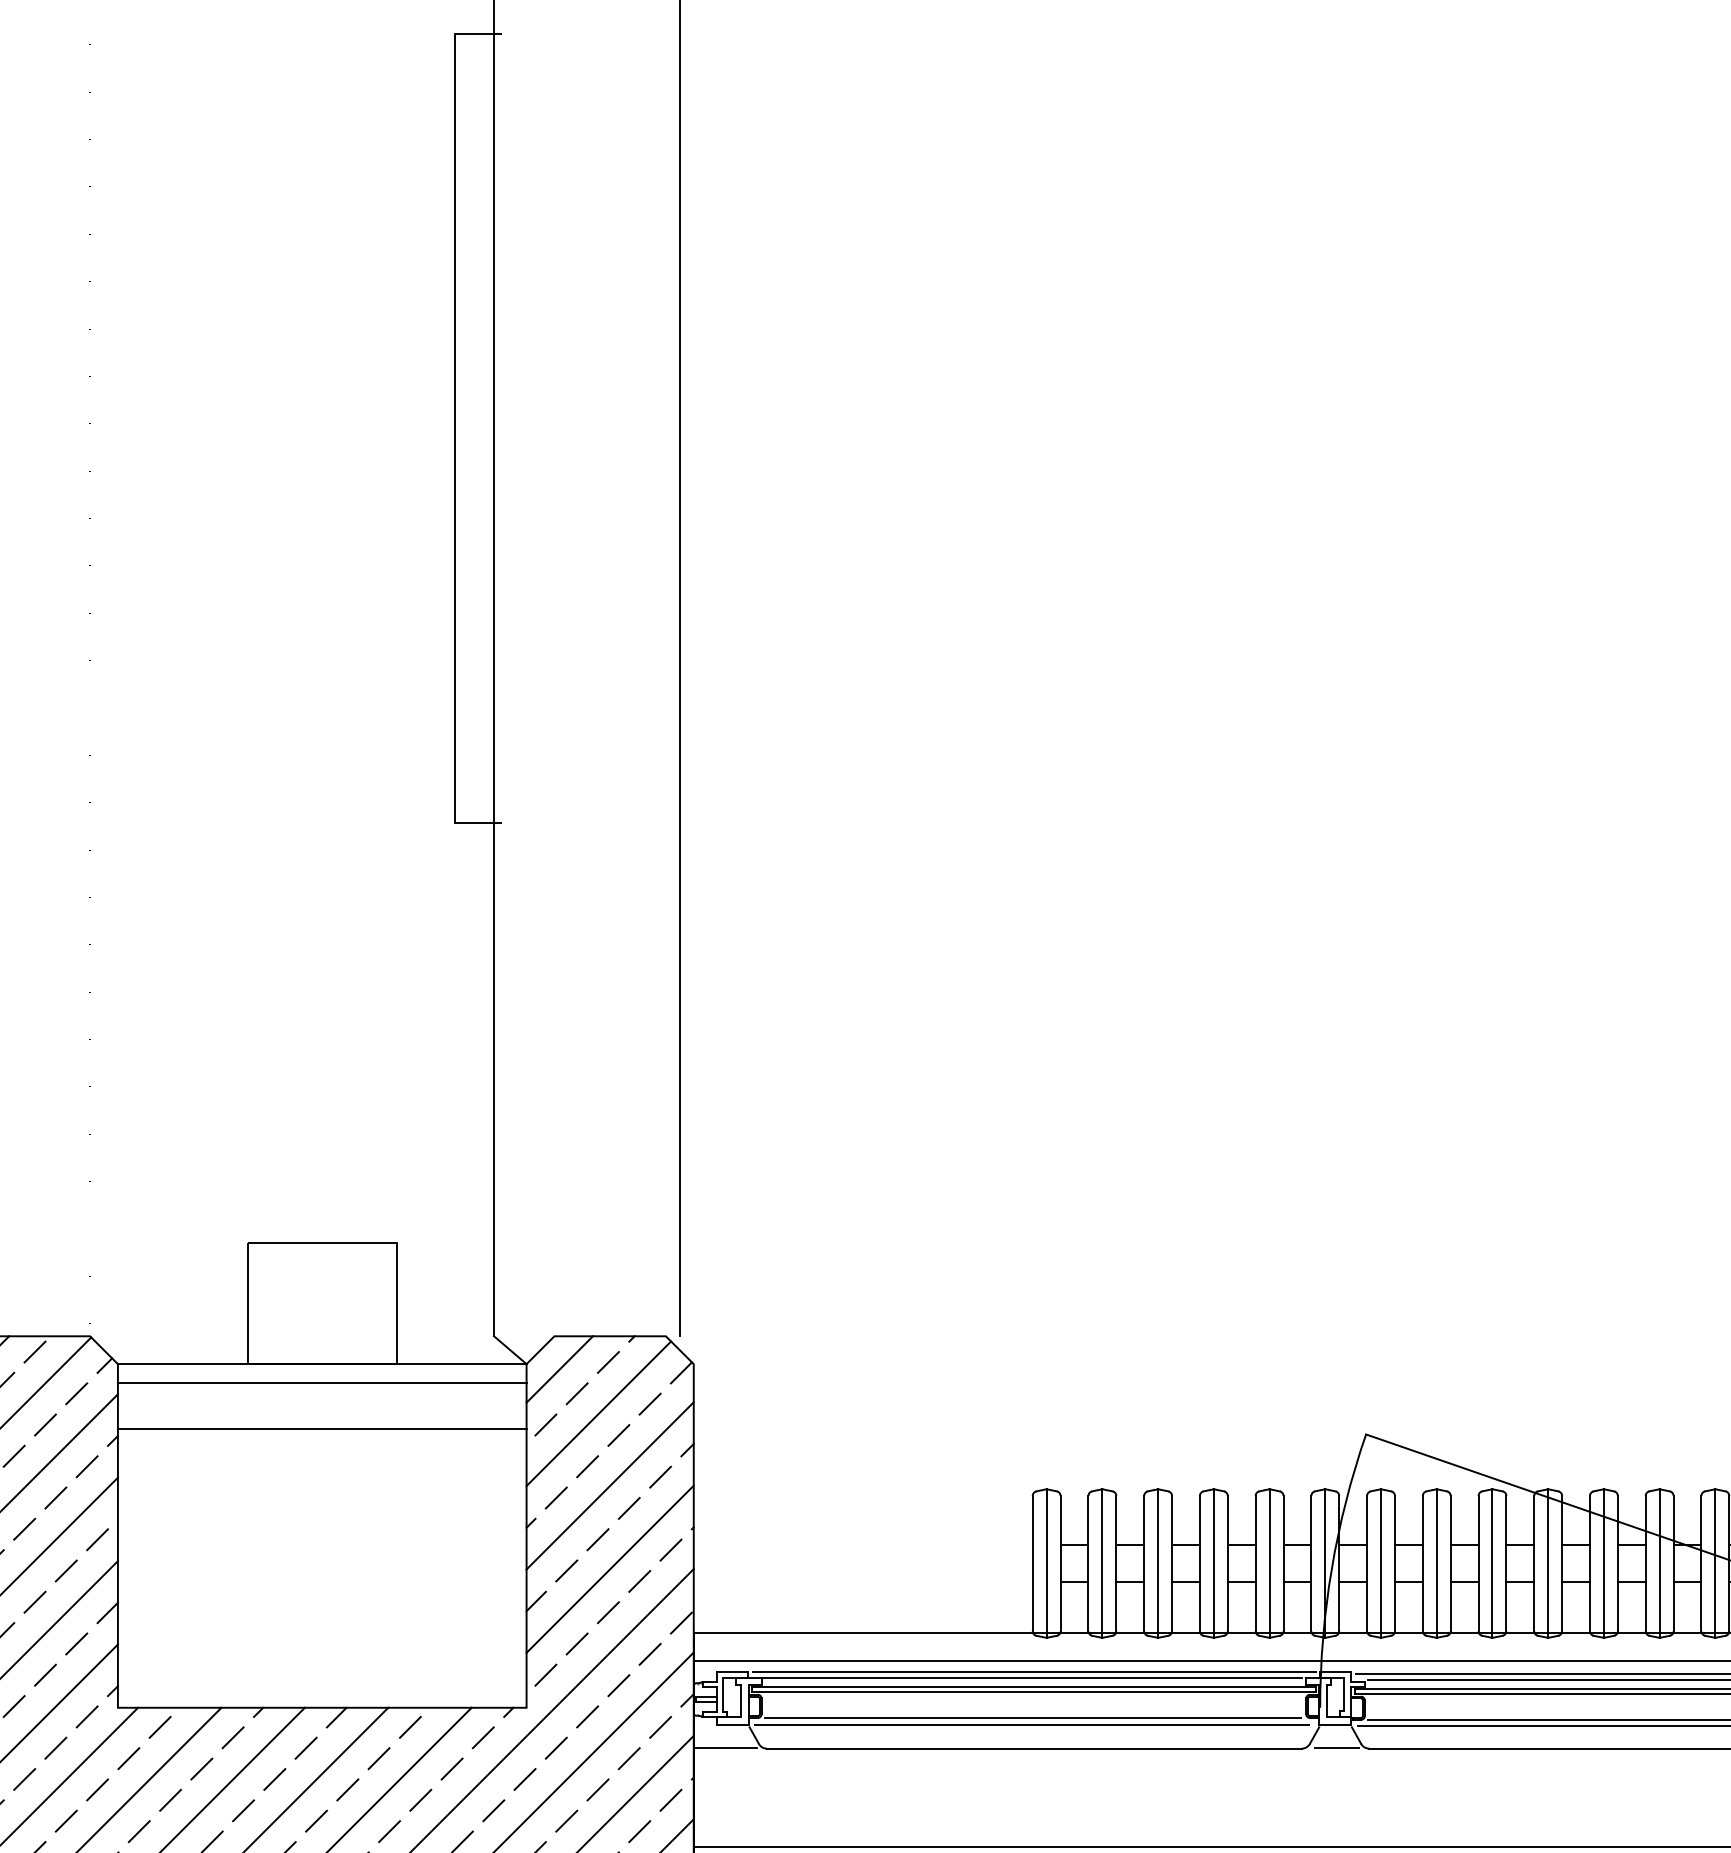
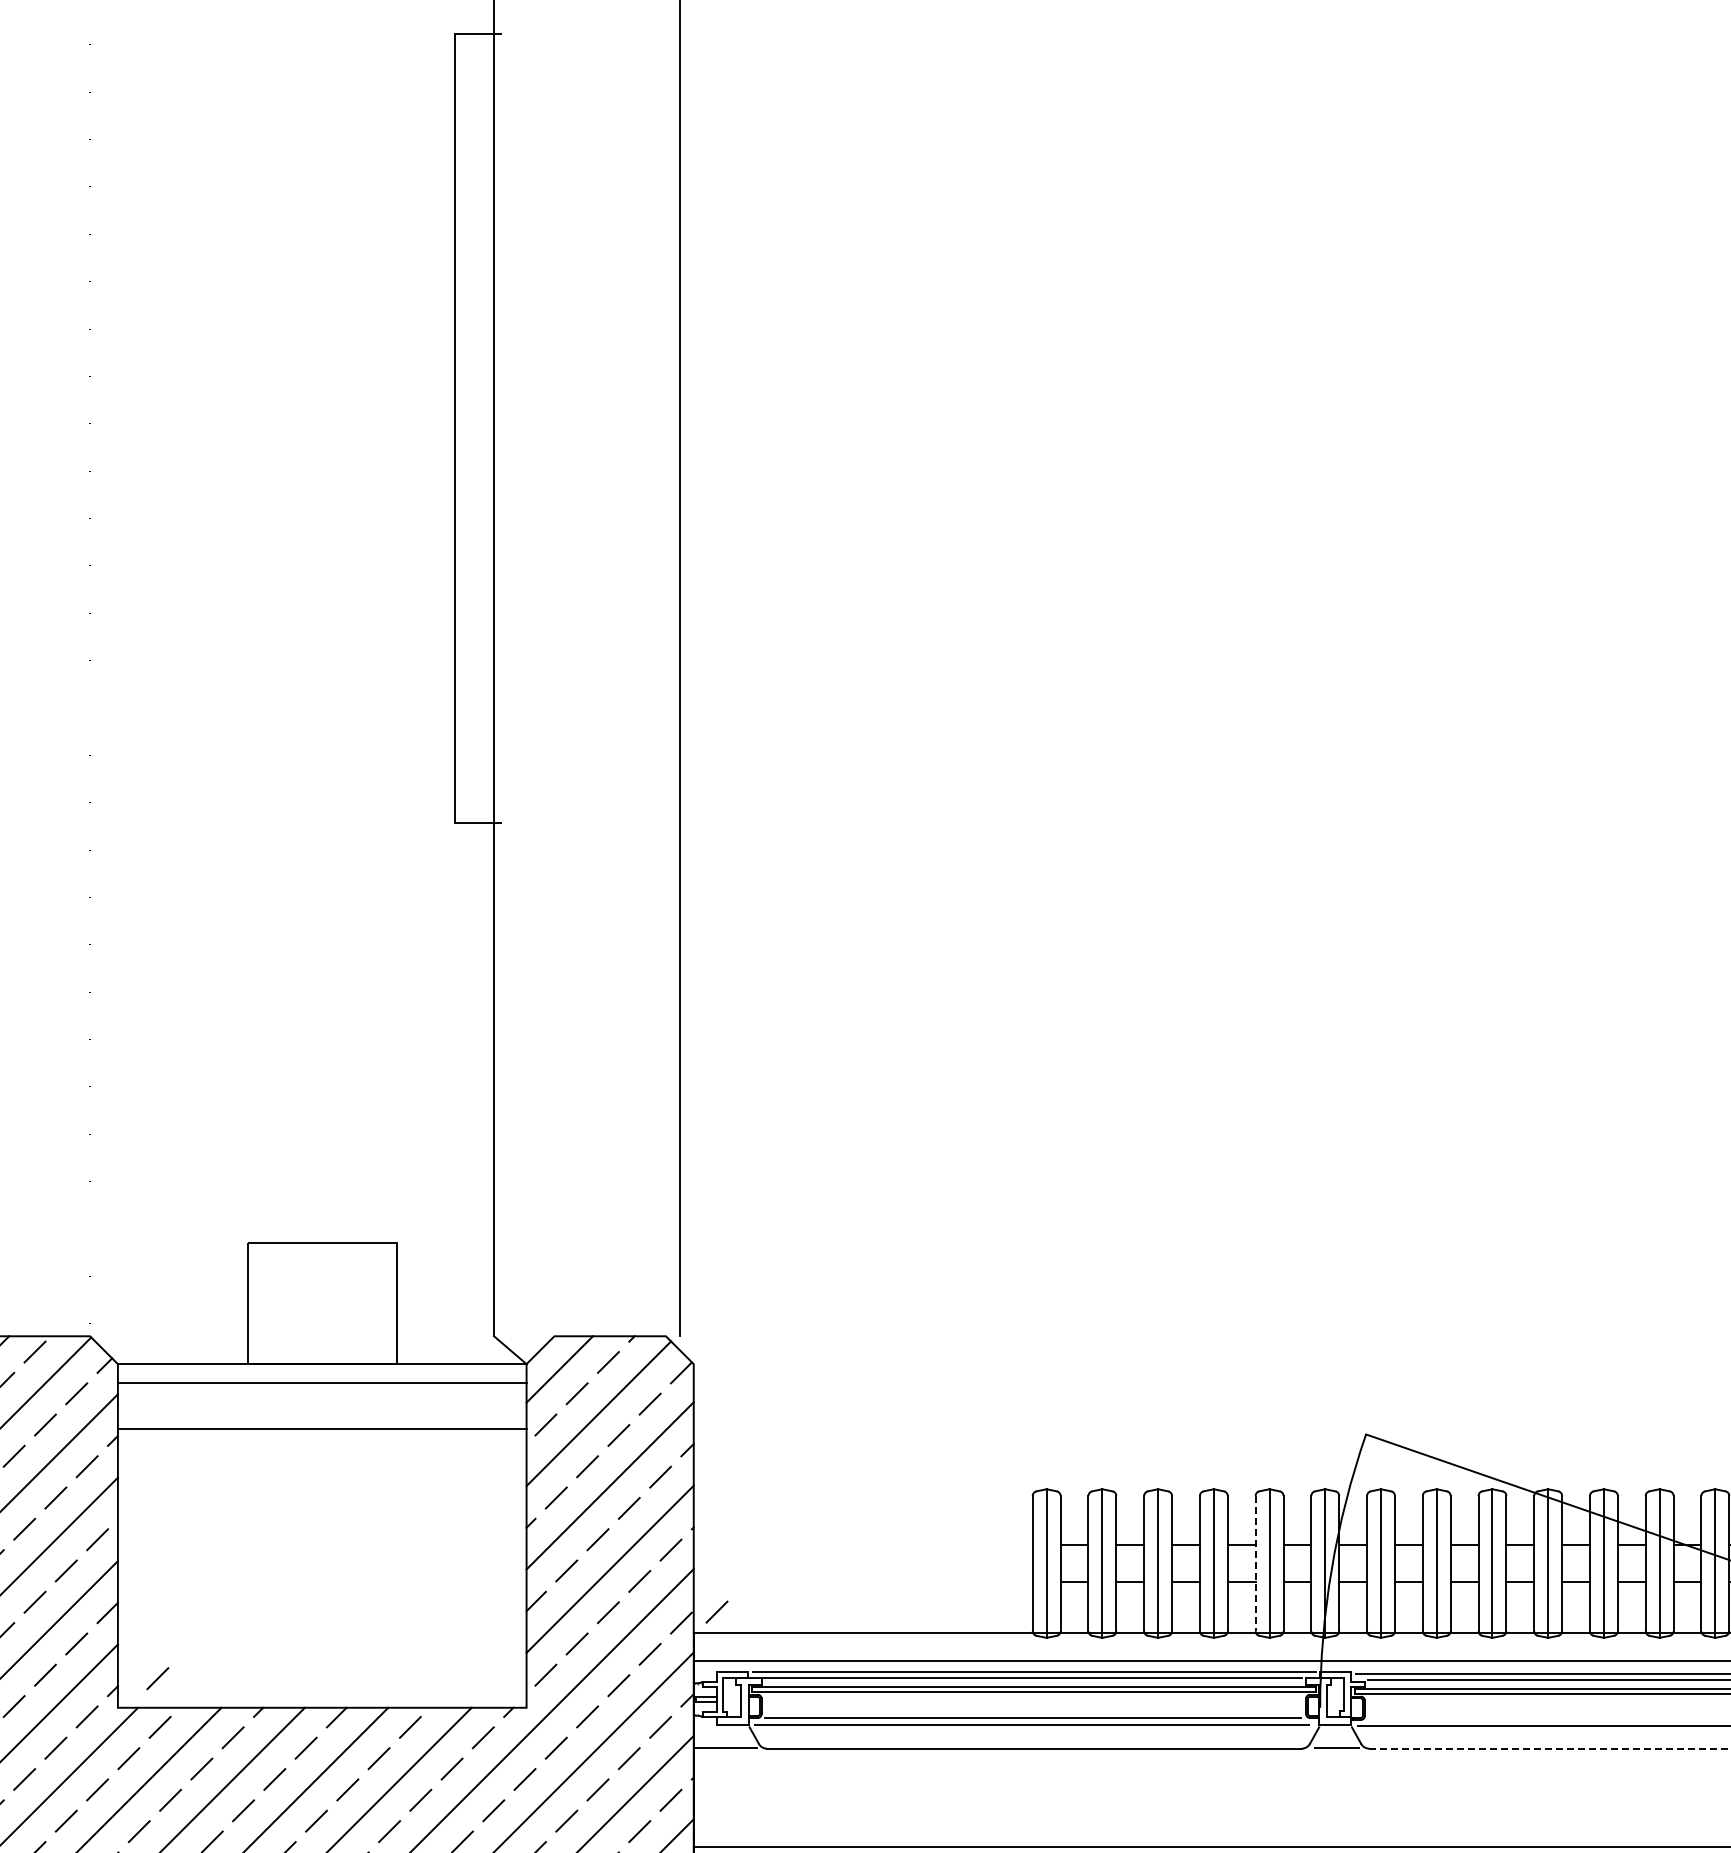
line: solid -> dashed (1255, 1563)
line: none -> present (716, 1611)
line: none -> present (157, 1678)
line: present -> none (1547, 1719)
line: solid -> dashed (1550, 1748)
